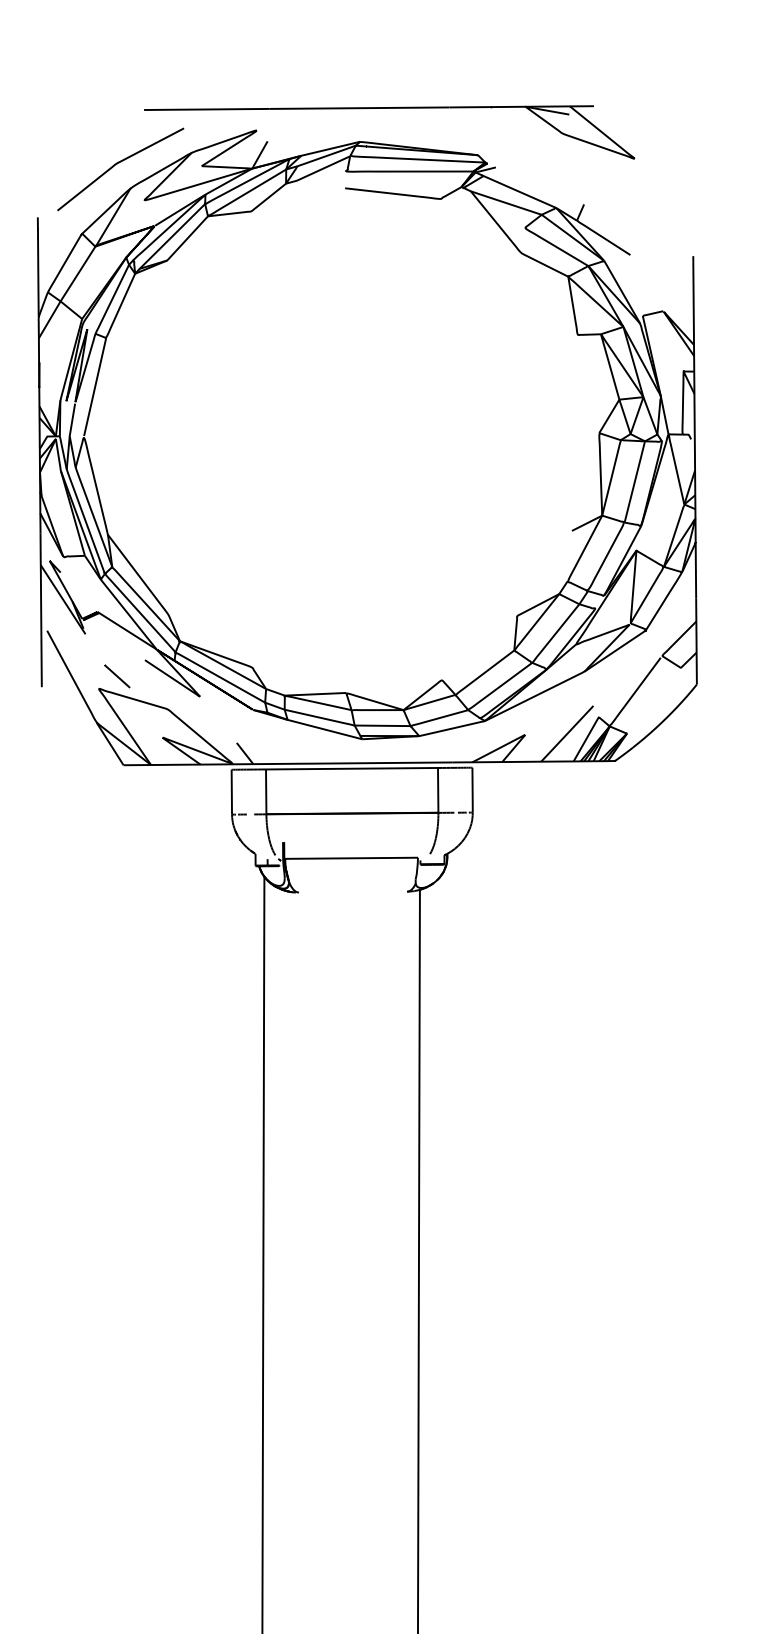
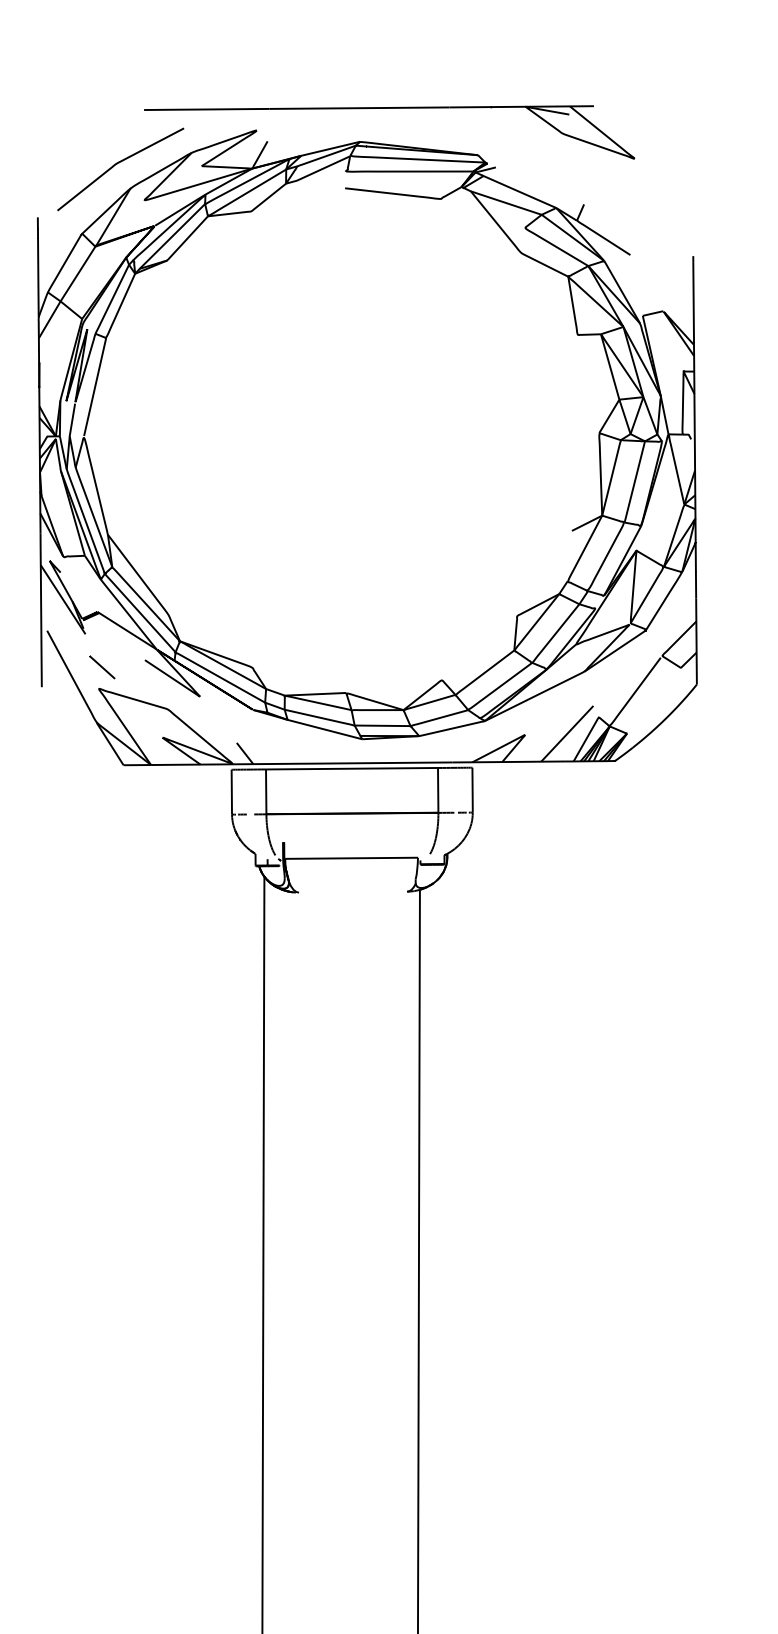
line position: (117, 676) -> (102, 667) (102, 667)
